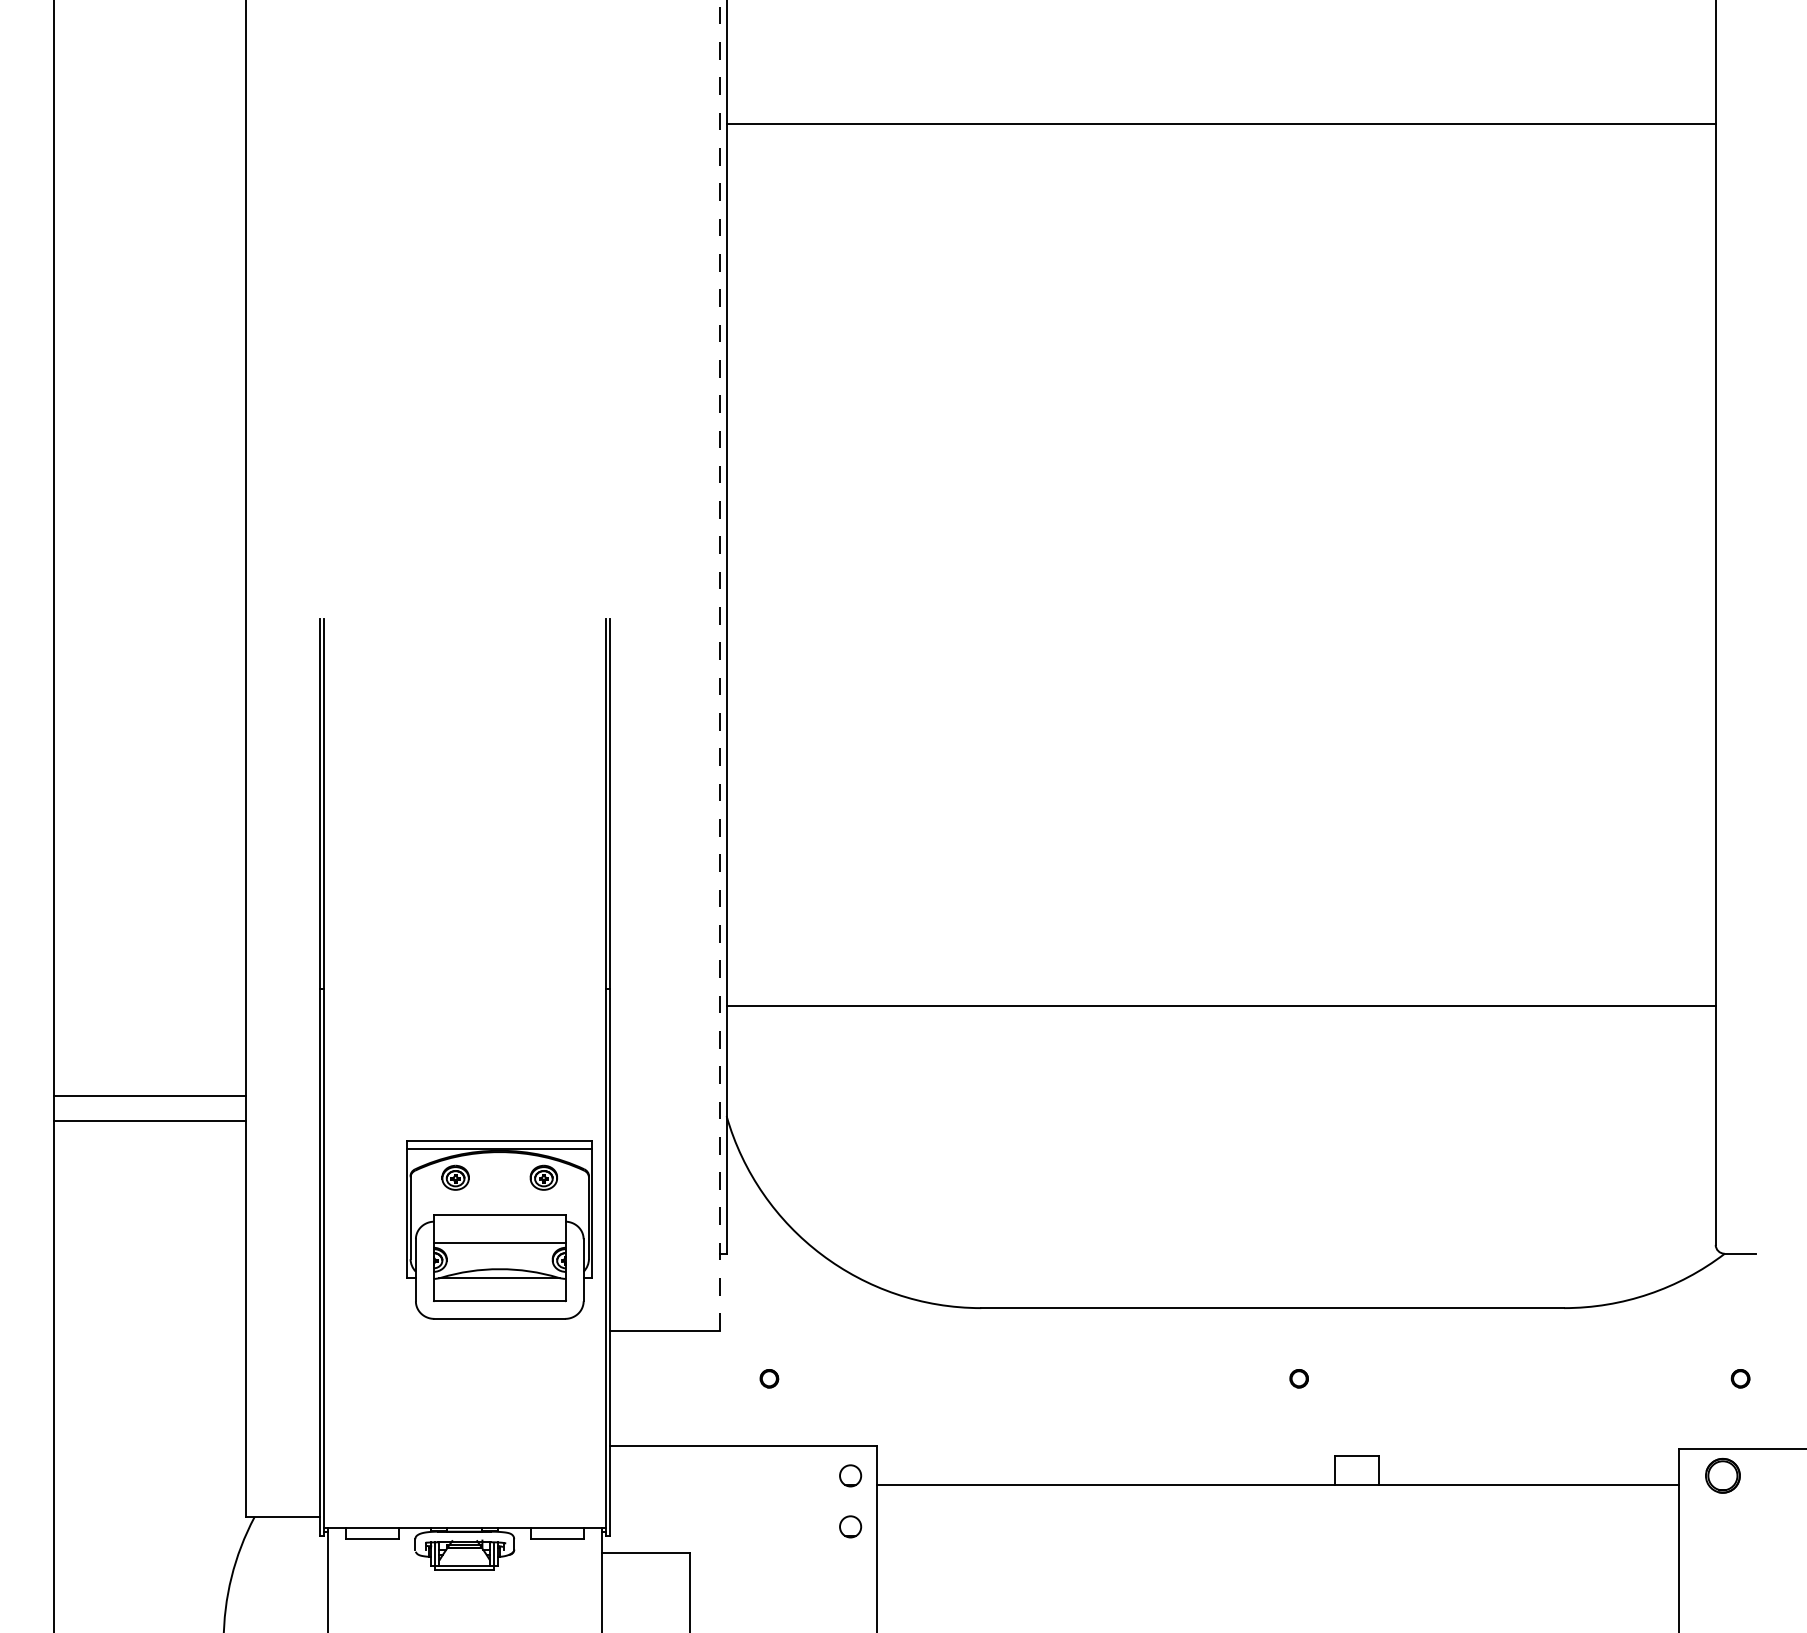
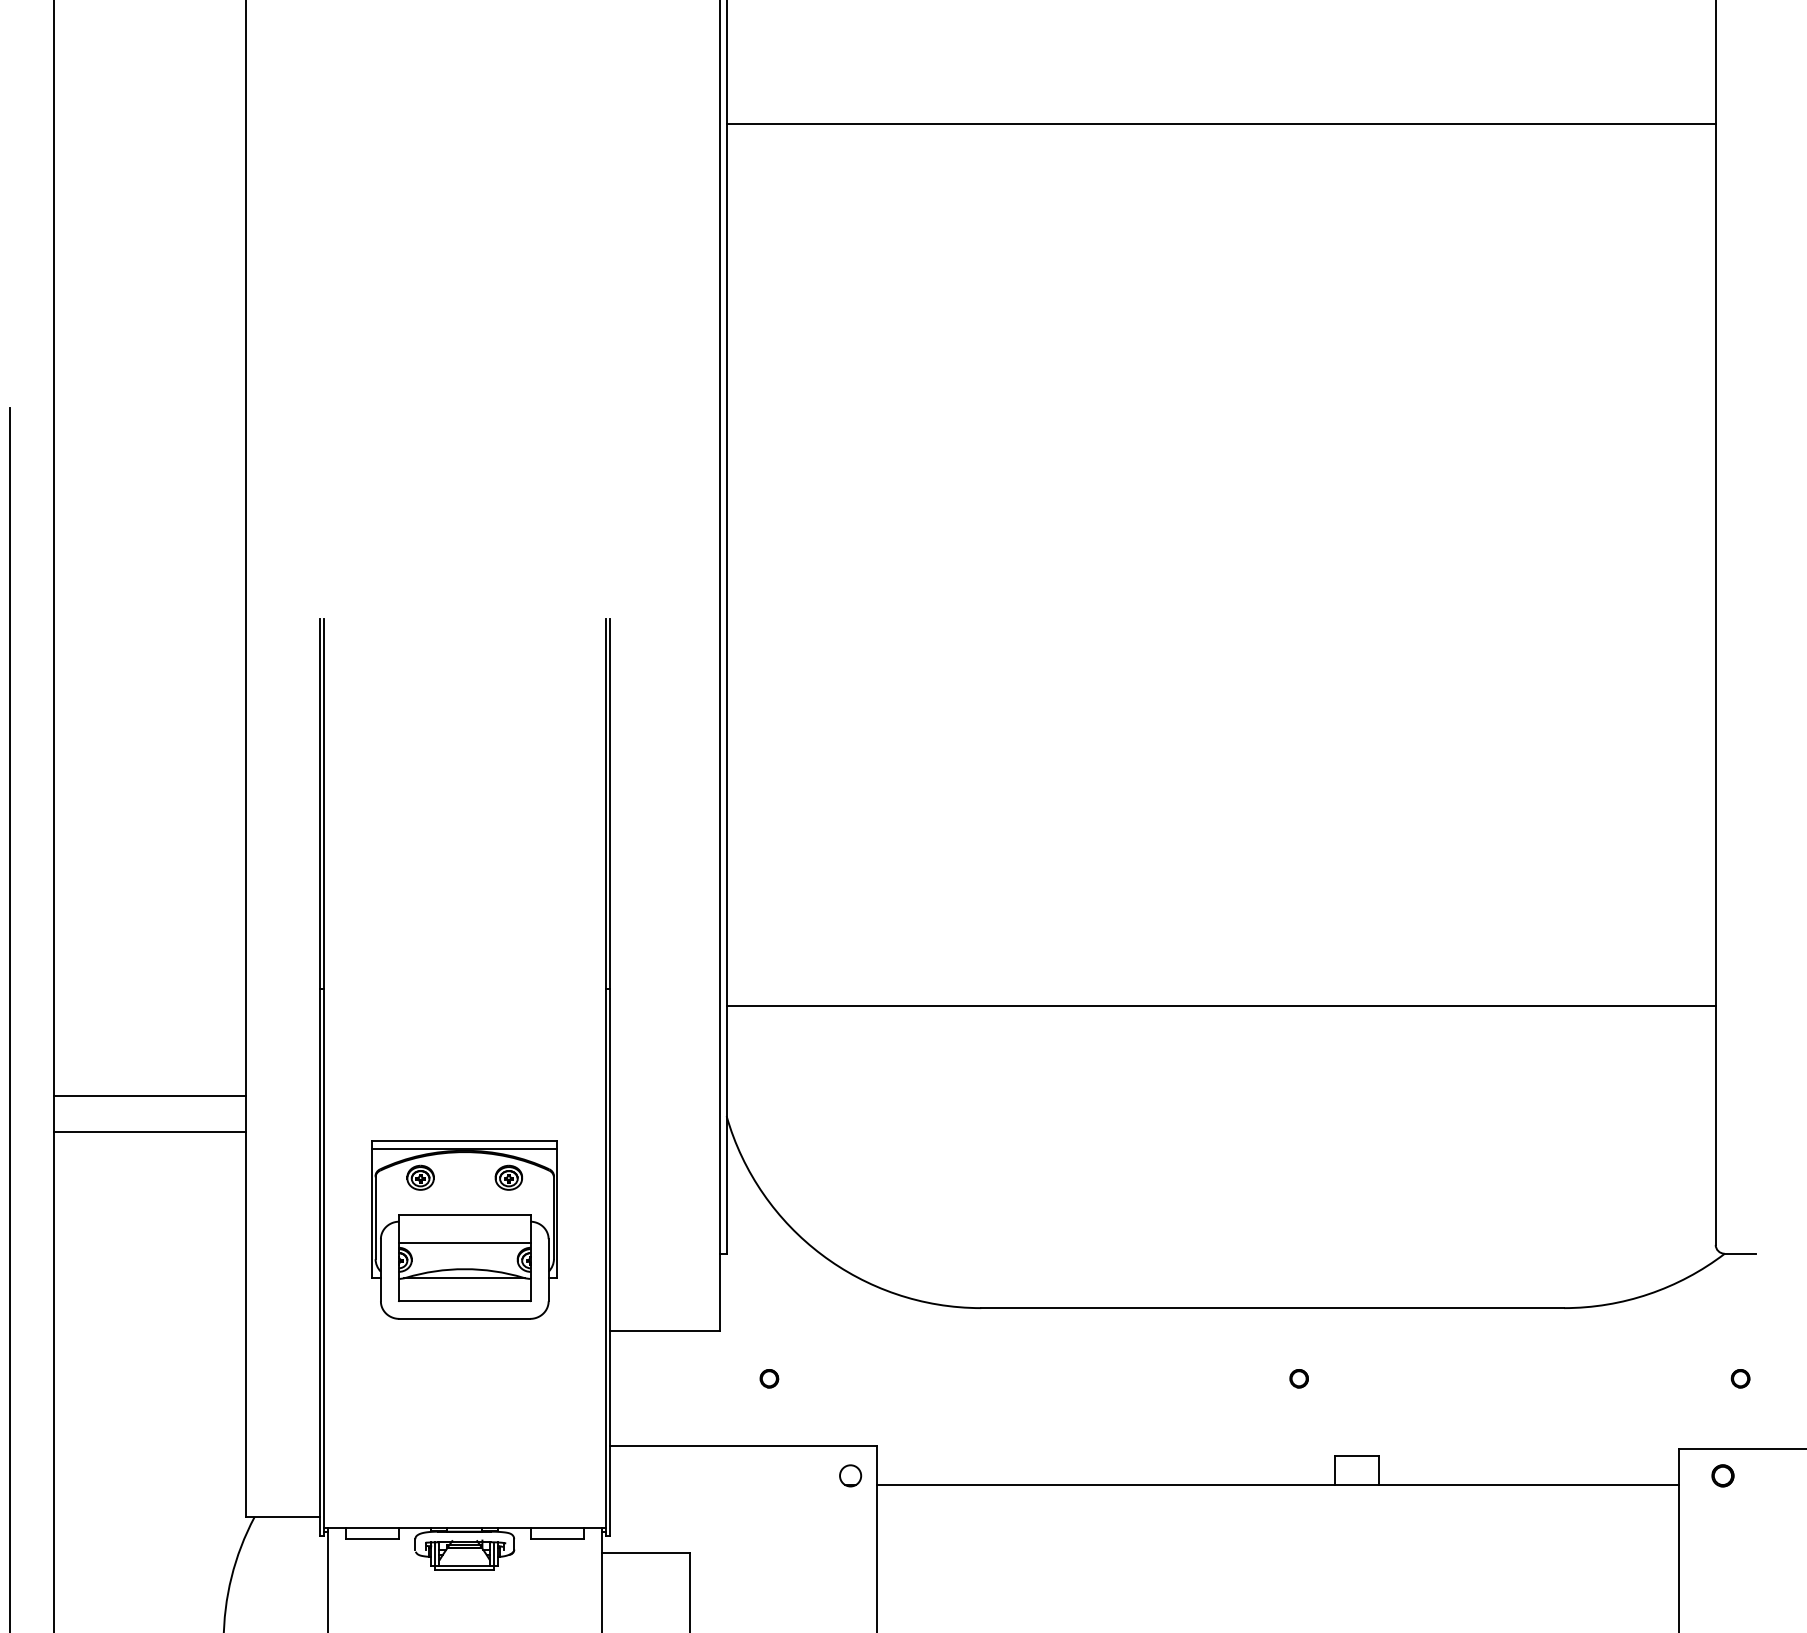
line: dashed -> solid (720, 665)
line: none -> present (10, 1018)
line position: (150, 1120) -> (150, 1131) (150, 1131)
part position: (499, 1229) -> (464, 1229) (464, 1229)
circle size: 36x36 px -> 24x24 px (1722, 1475)
circle: present -> none (850, 1526)
